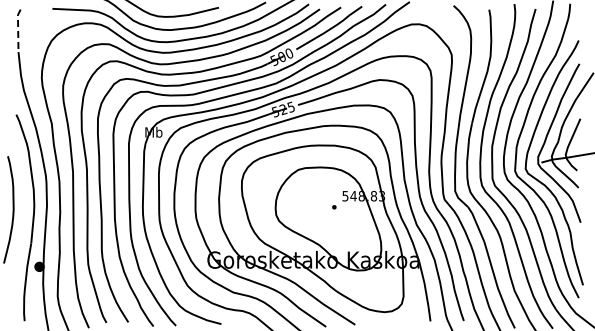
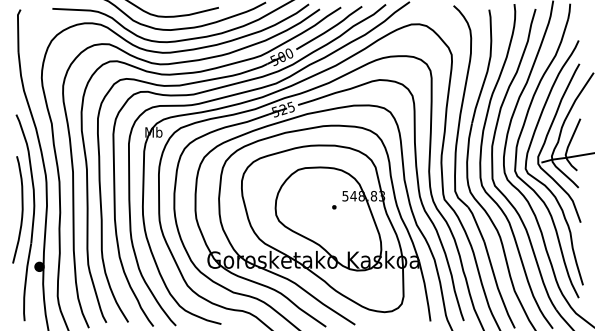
line: dashed -> solid (18, 29)
curve position: (12, 209) -> (21, 209) (21, 209)
